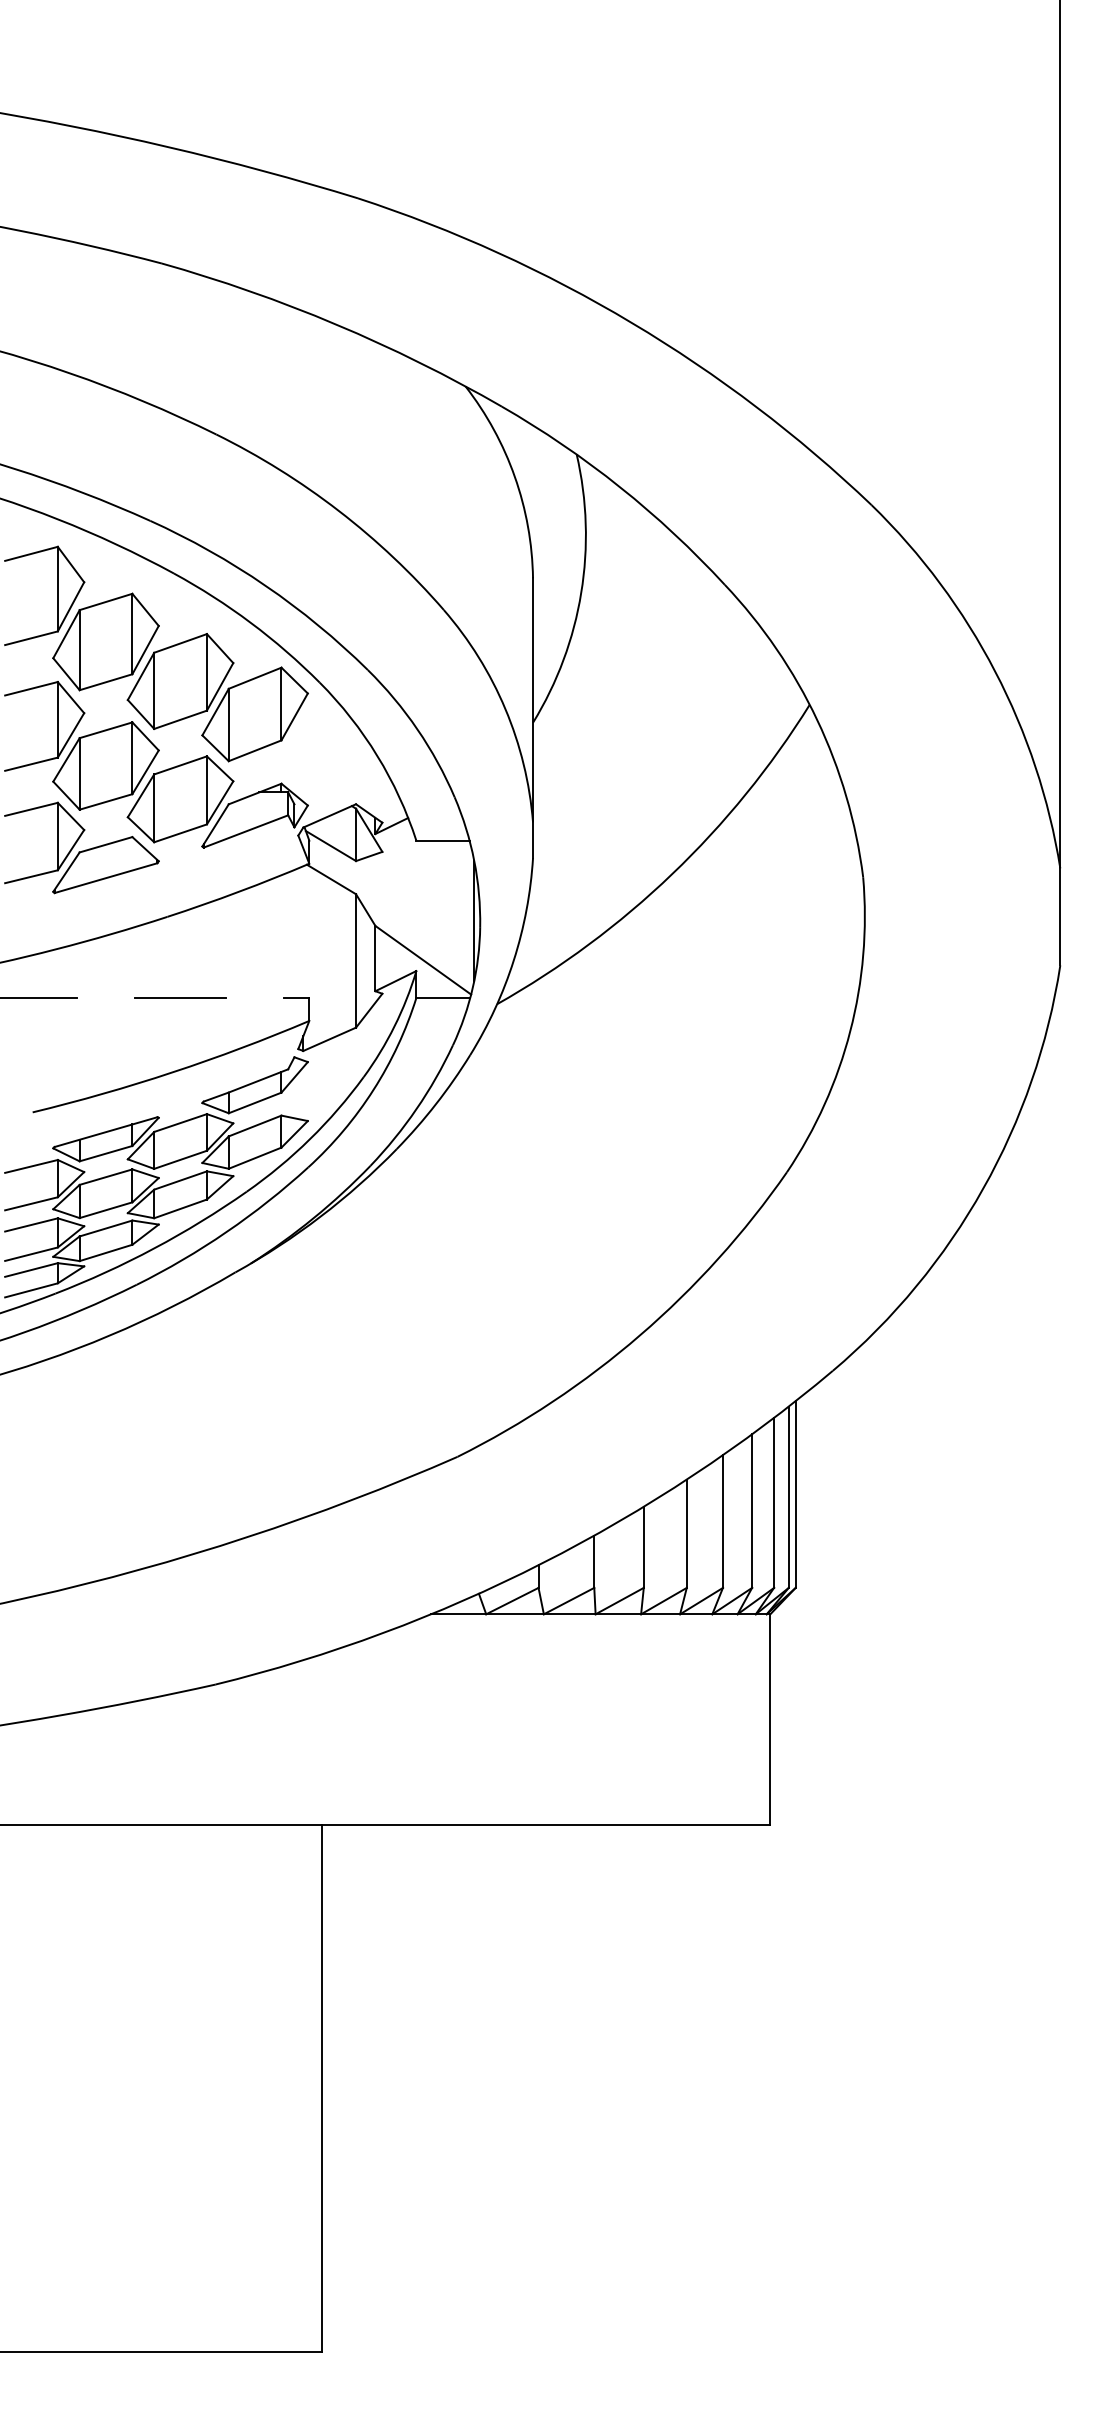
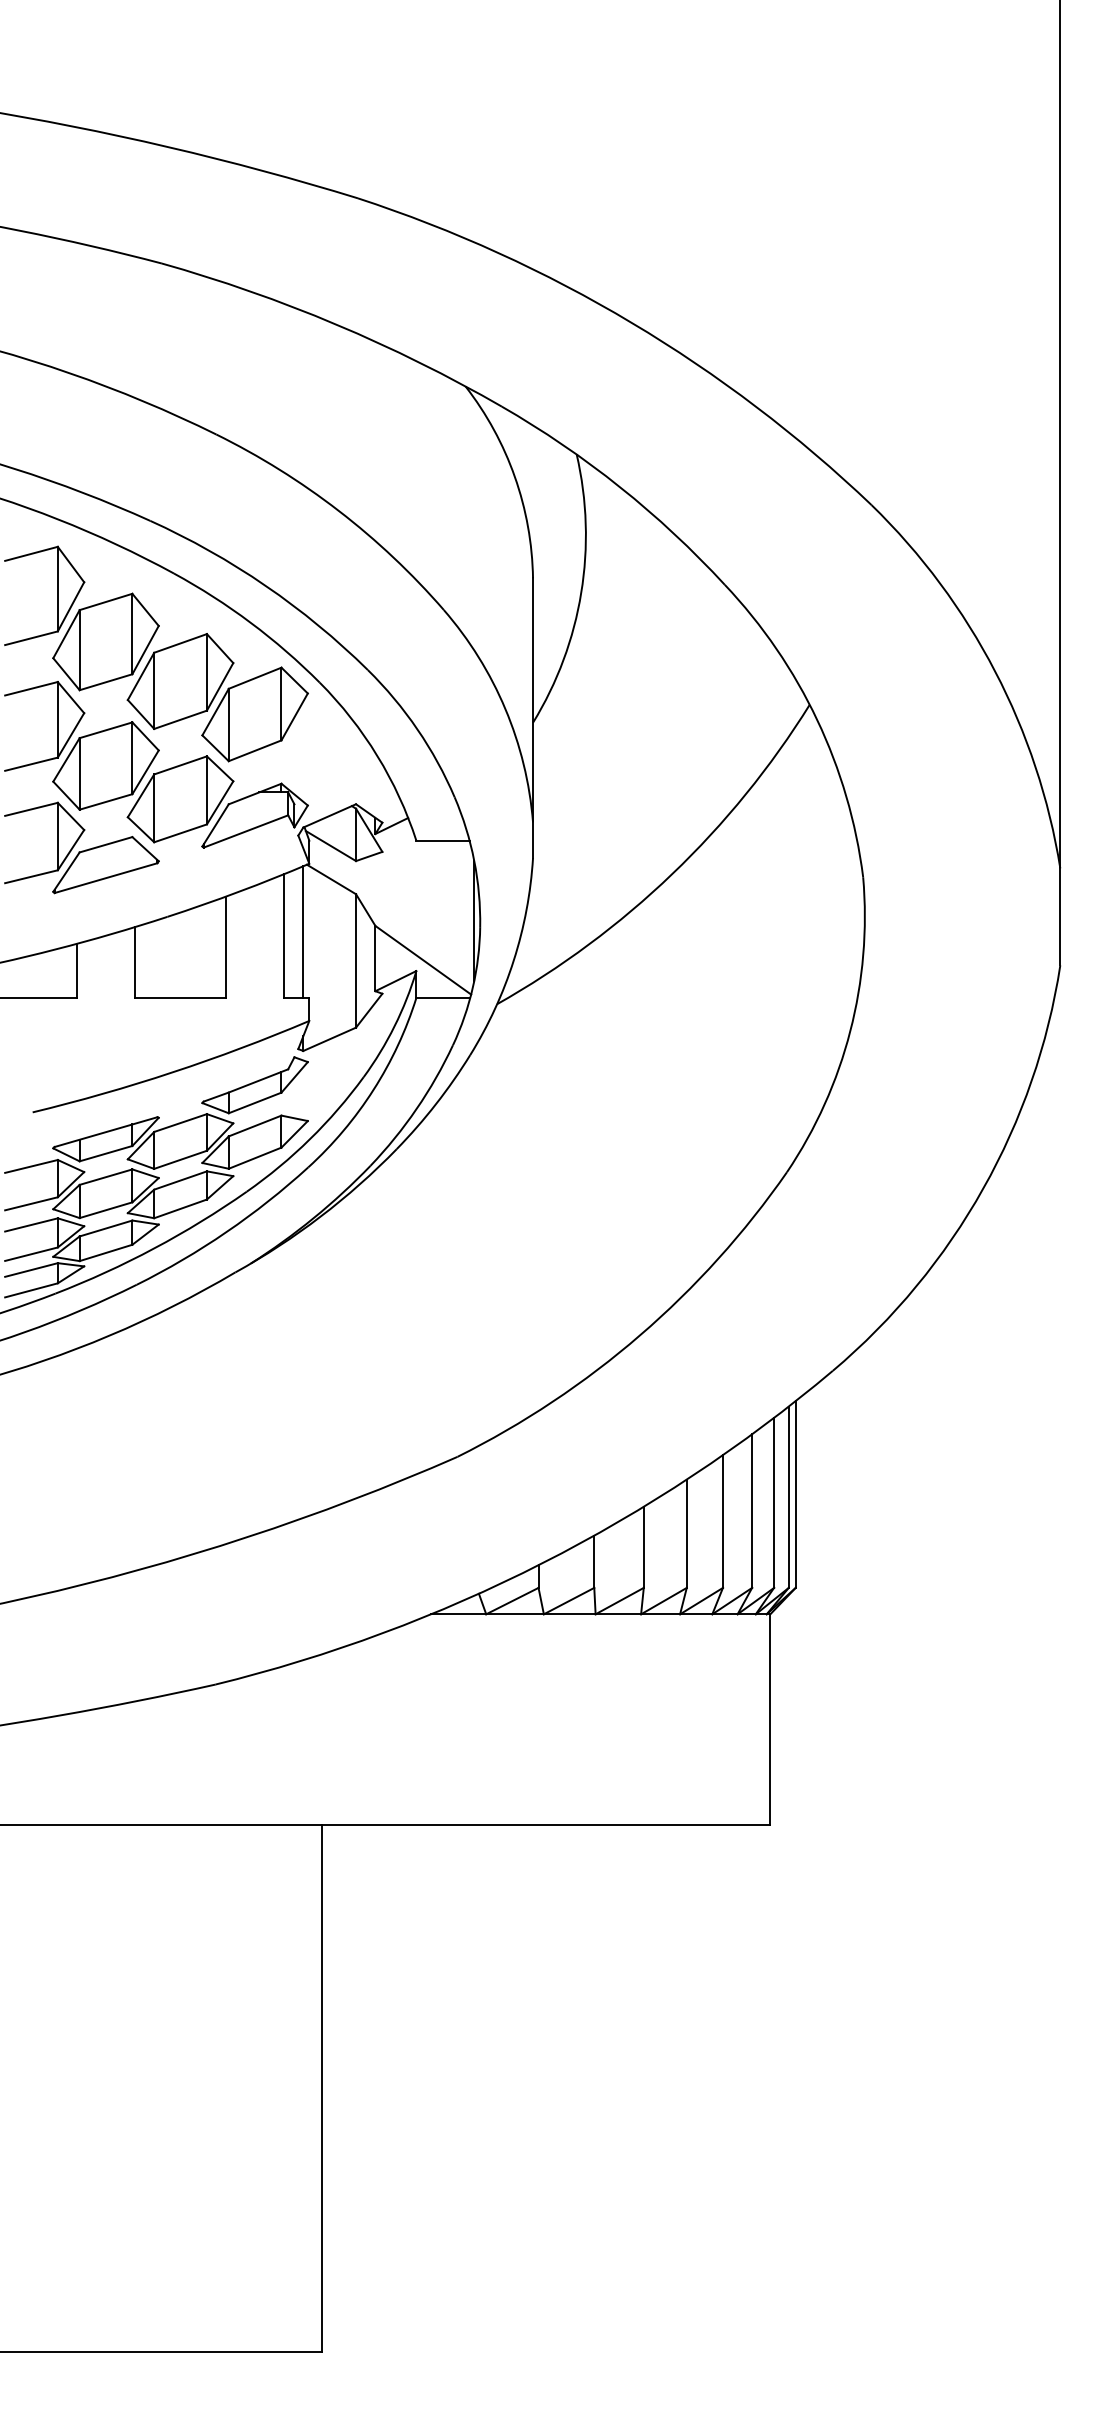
line: none -> present (303, 931)
line: none -> present (283, 935)
line: none -> present (226, 946)
line: none -> present (134, 962)
line: none -> present (77, 970)
